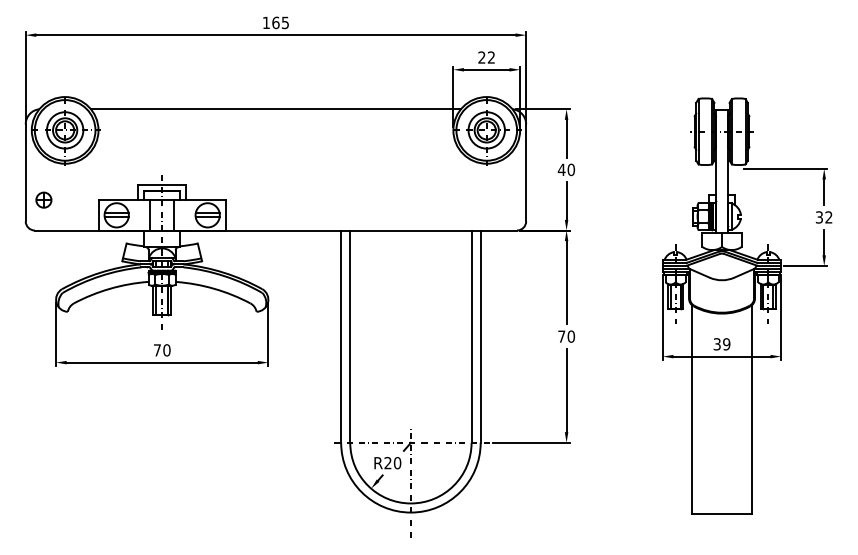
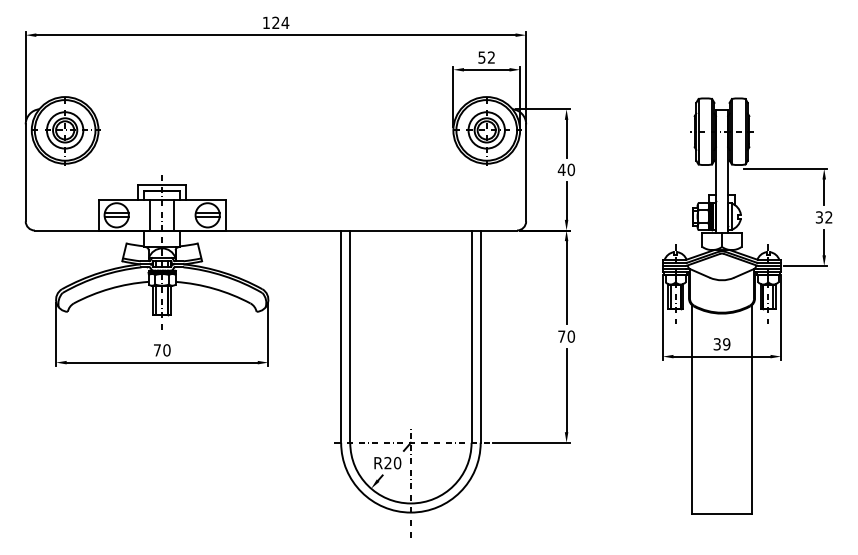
text: 165 -> 124 (280, 22)
text: 22 -> 52 (481, 57)
line: present -> none (275, 109)
part: present -> none (43, 199)
